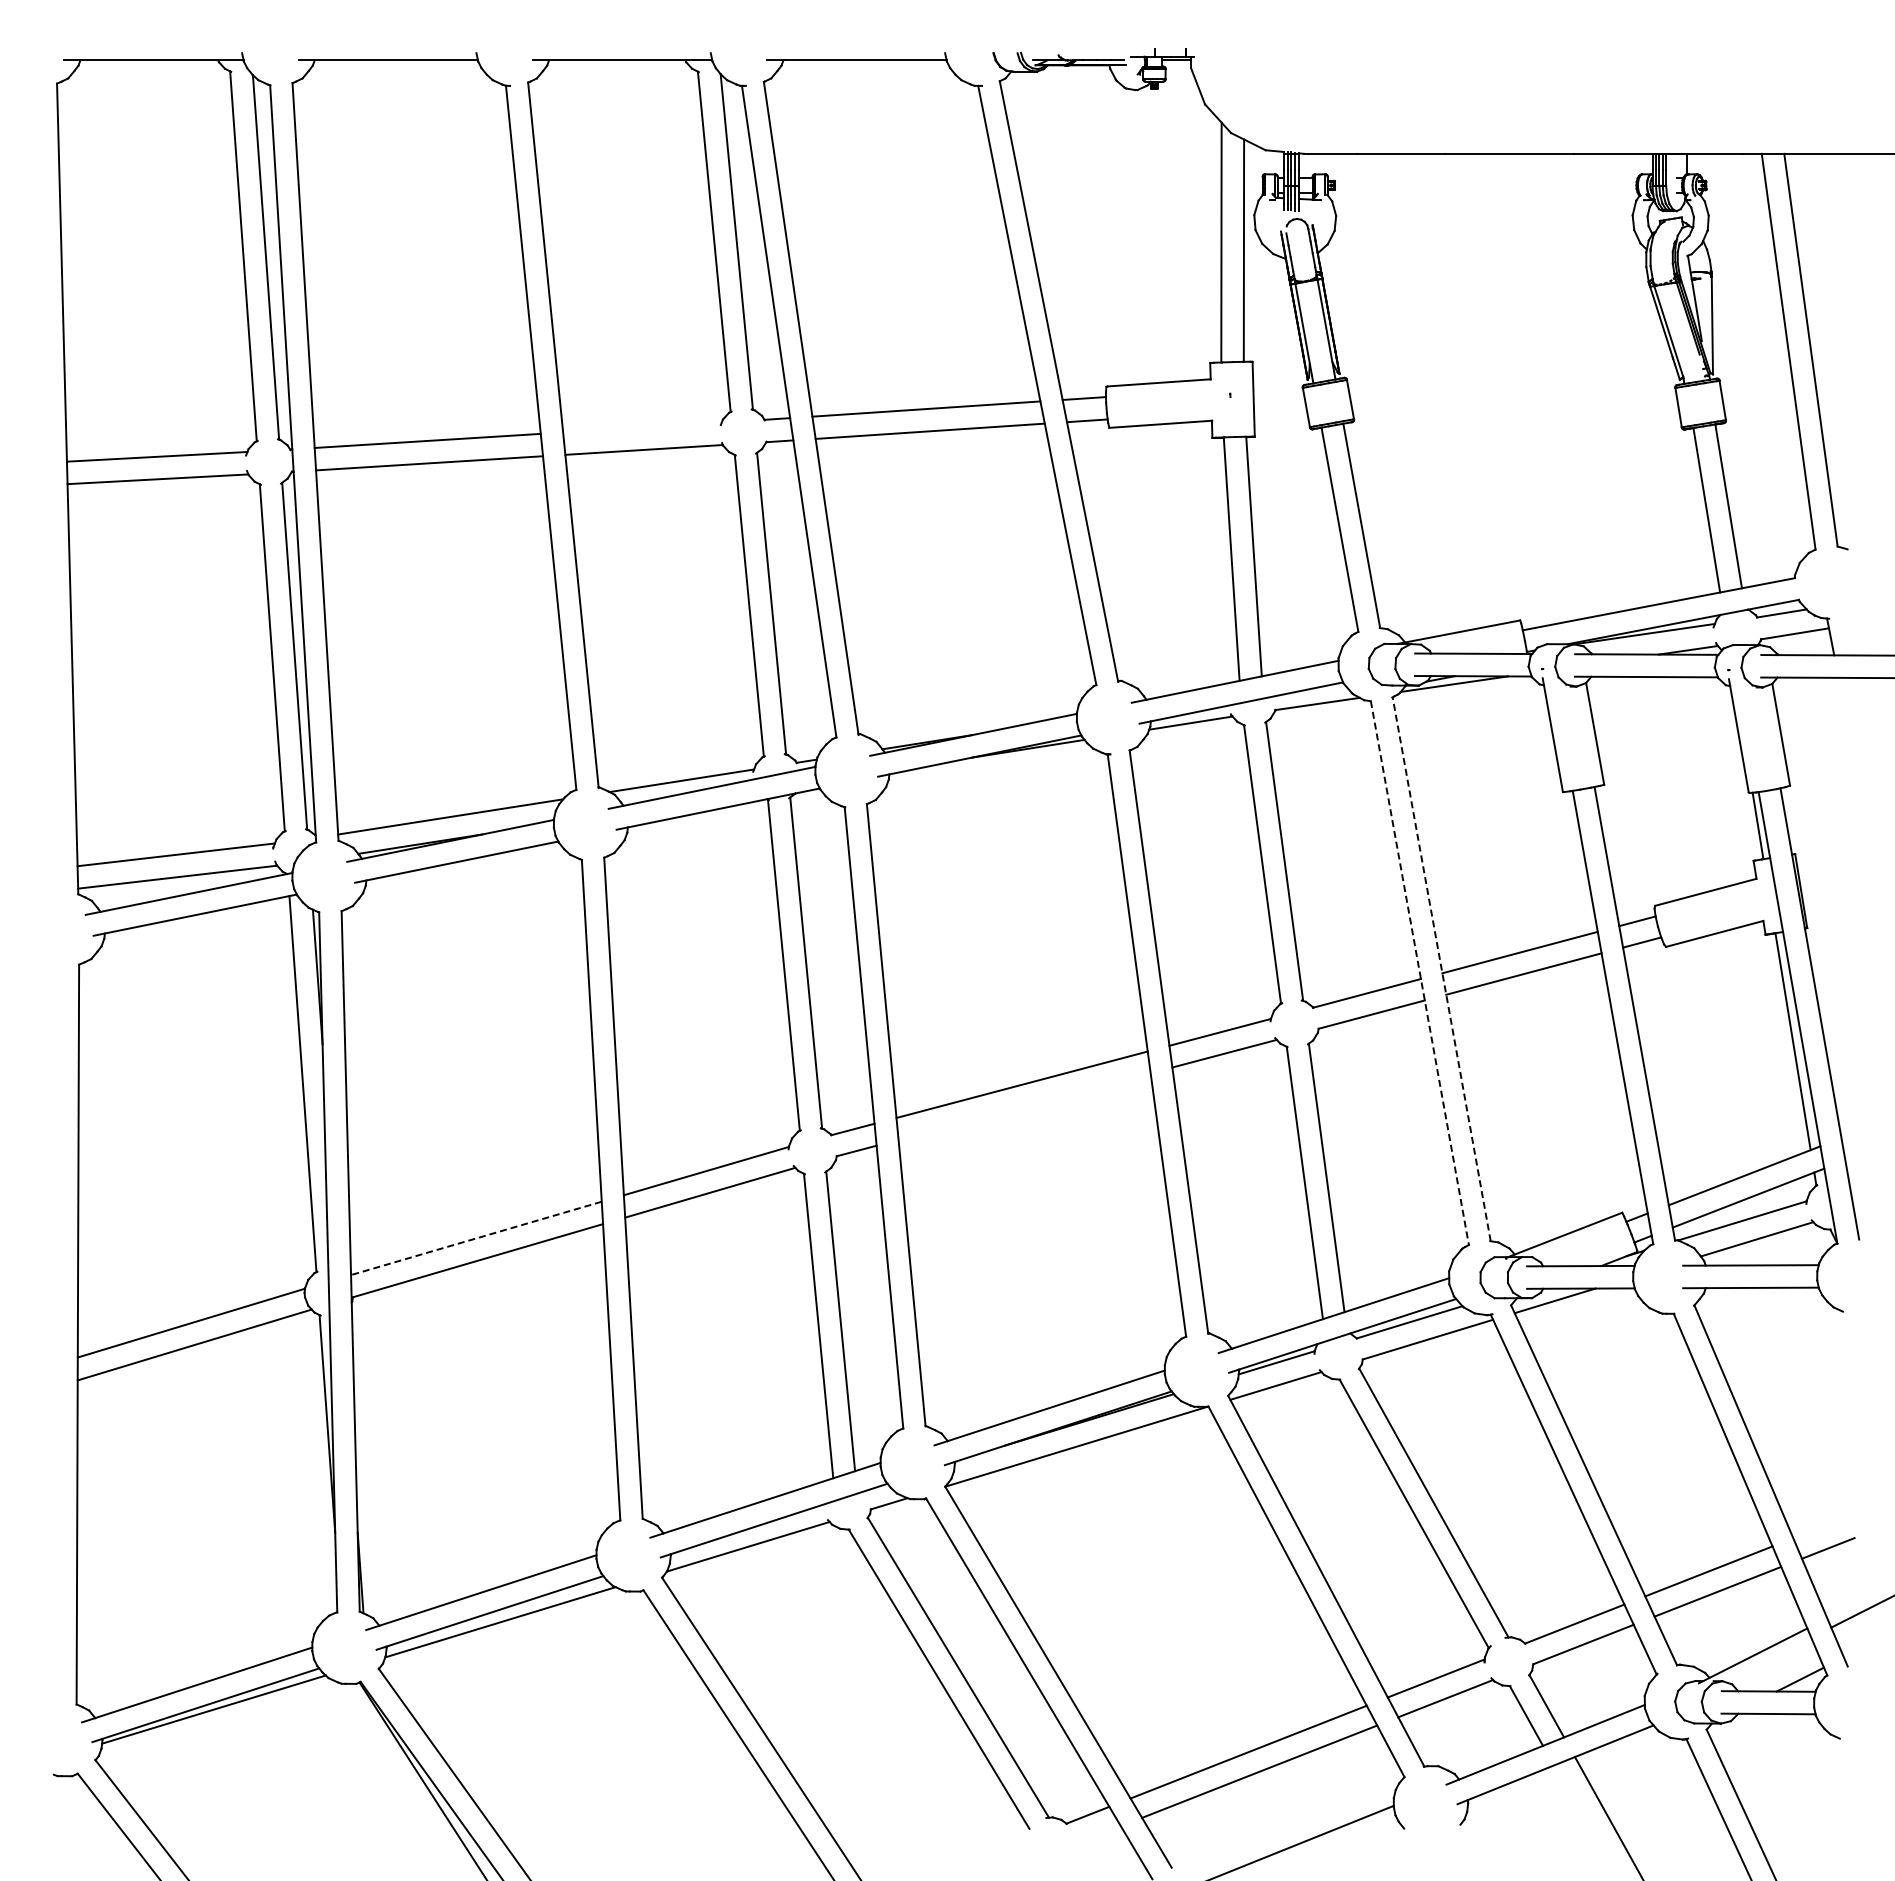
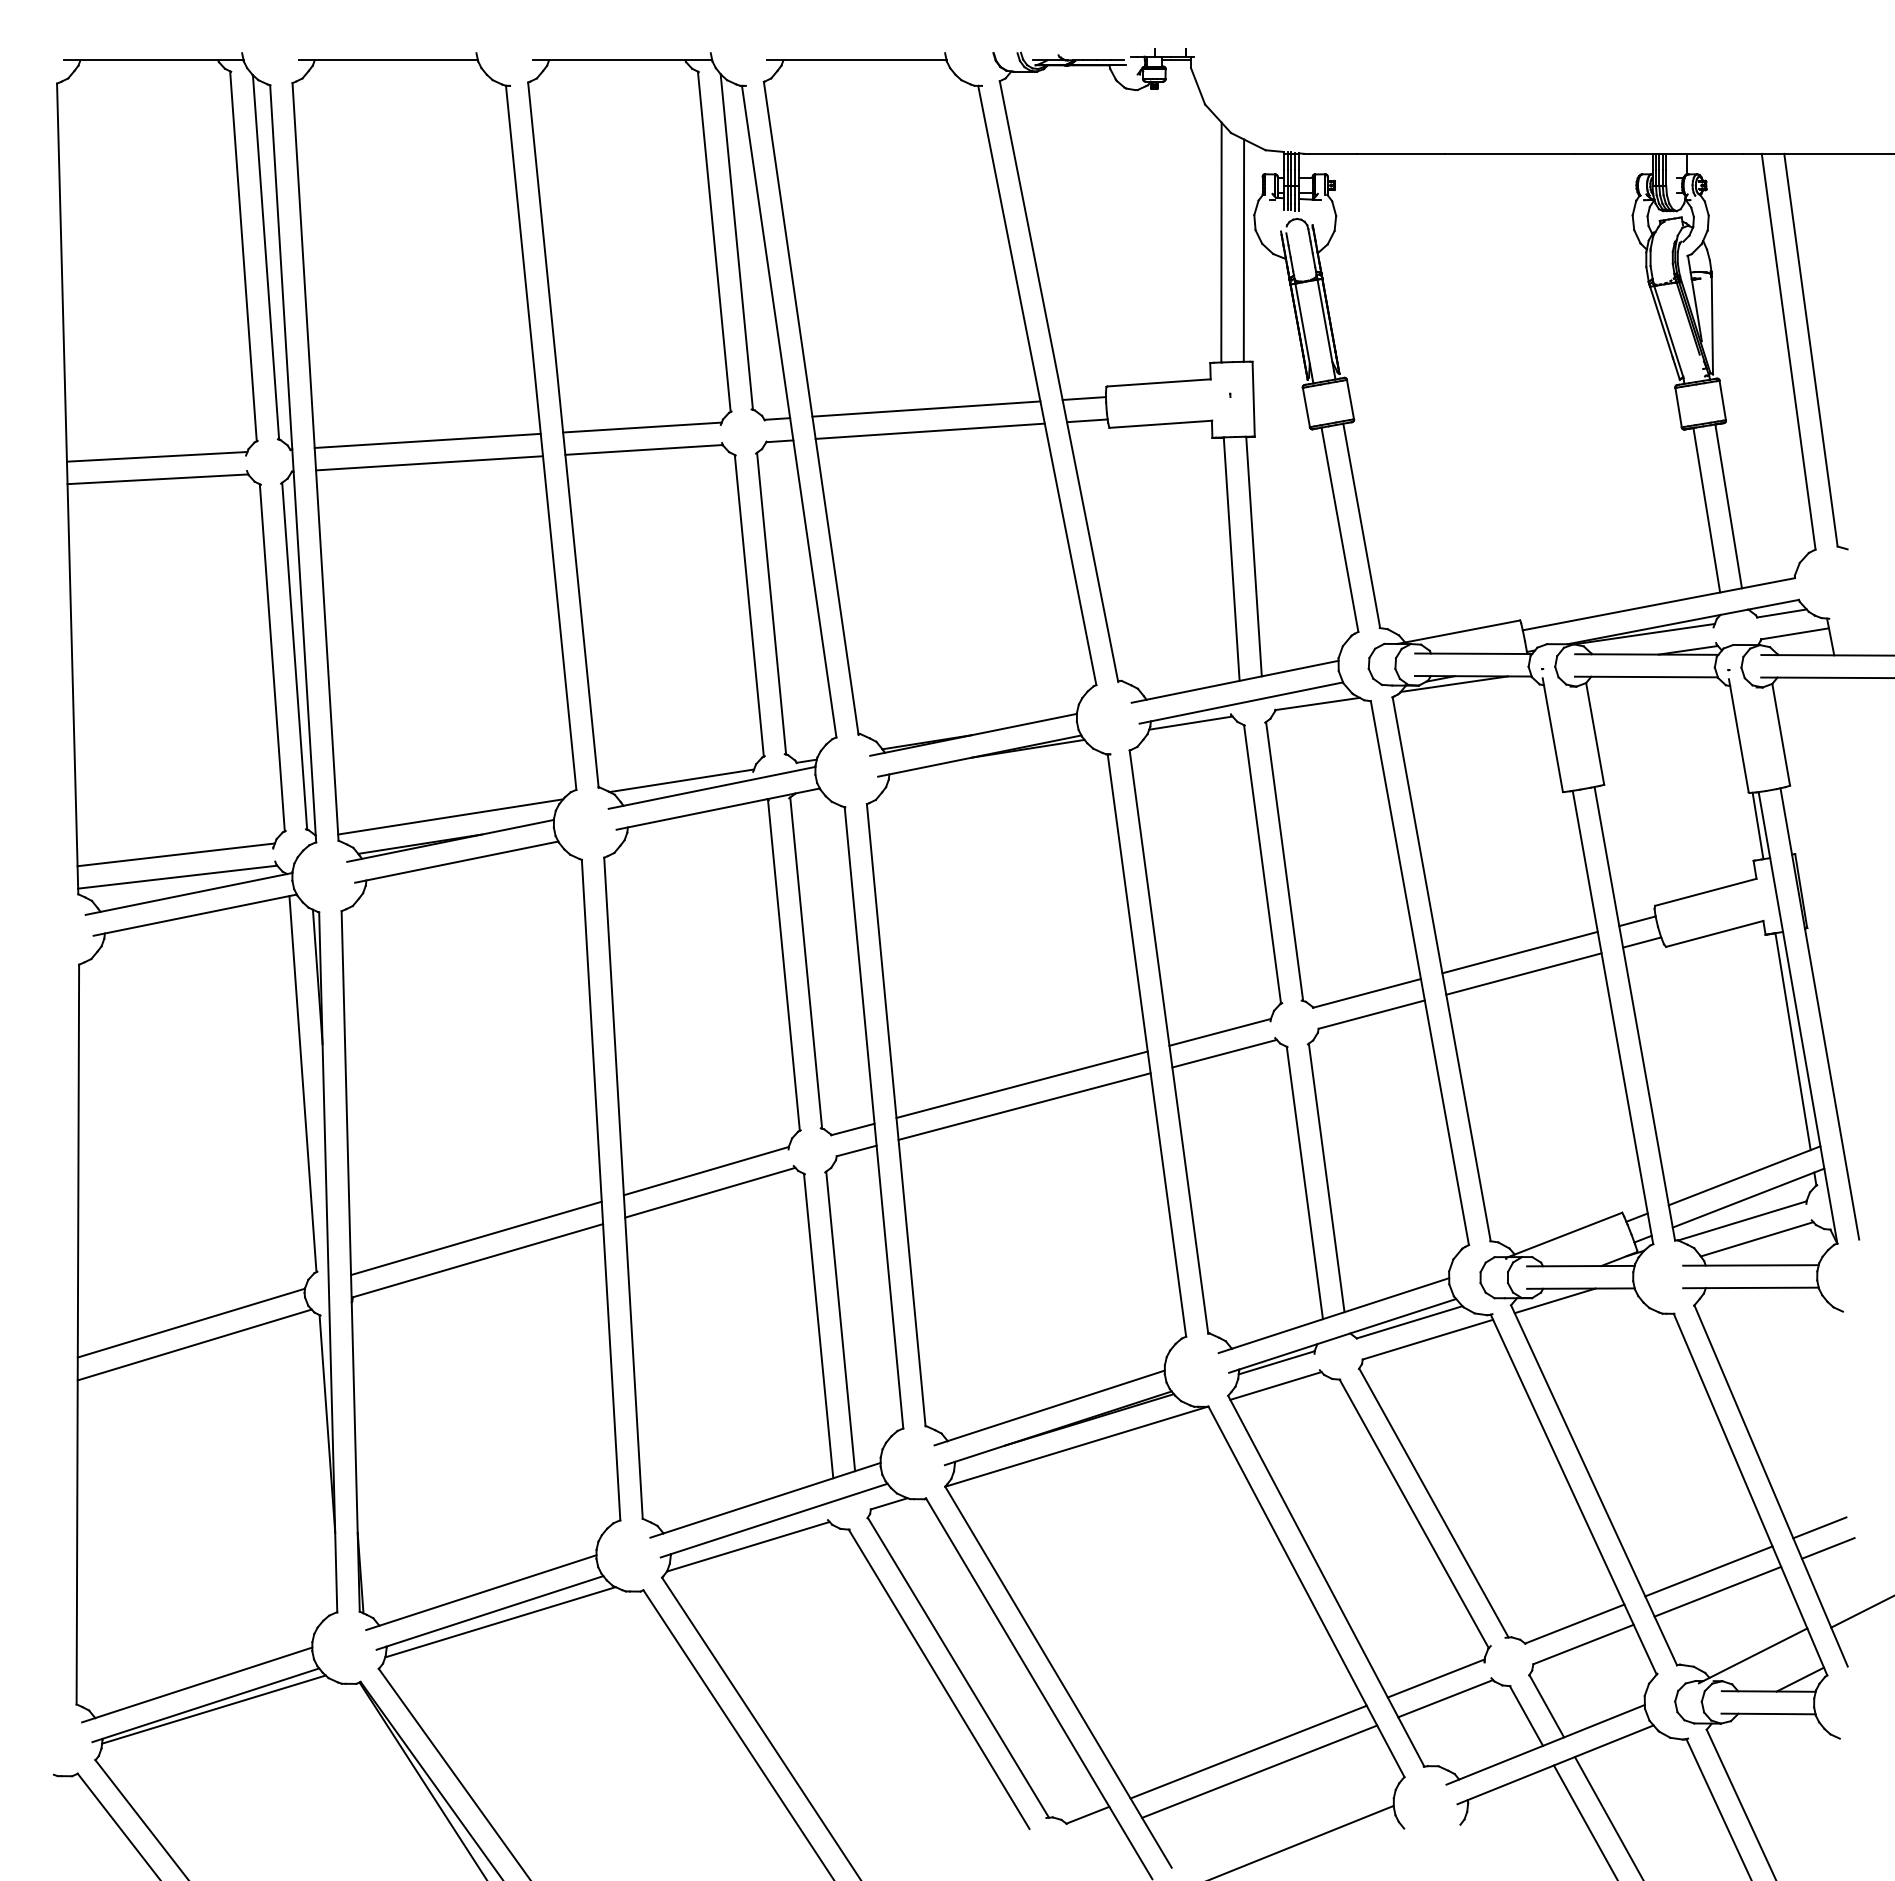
line: none -> present (642, 427)
line: dashed -> solid (1441, 968)
line: dashed -> solid (1419, 973)
line: none -> present (1024, 1106)
line: dashed -> solid (476, 1238)
line: none -> present (1819, 1527)
line: none -> present (1584, 1821)
